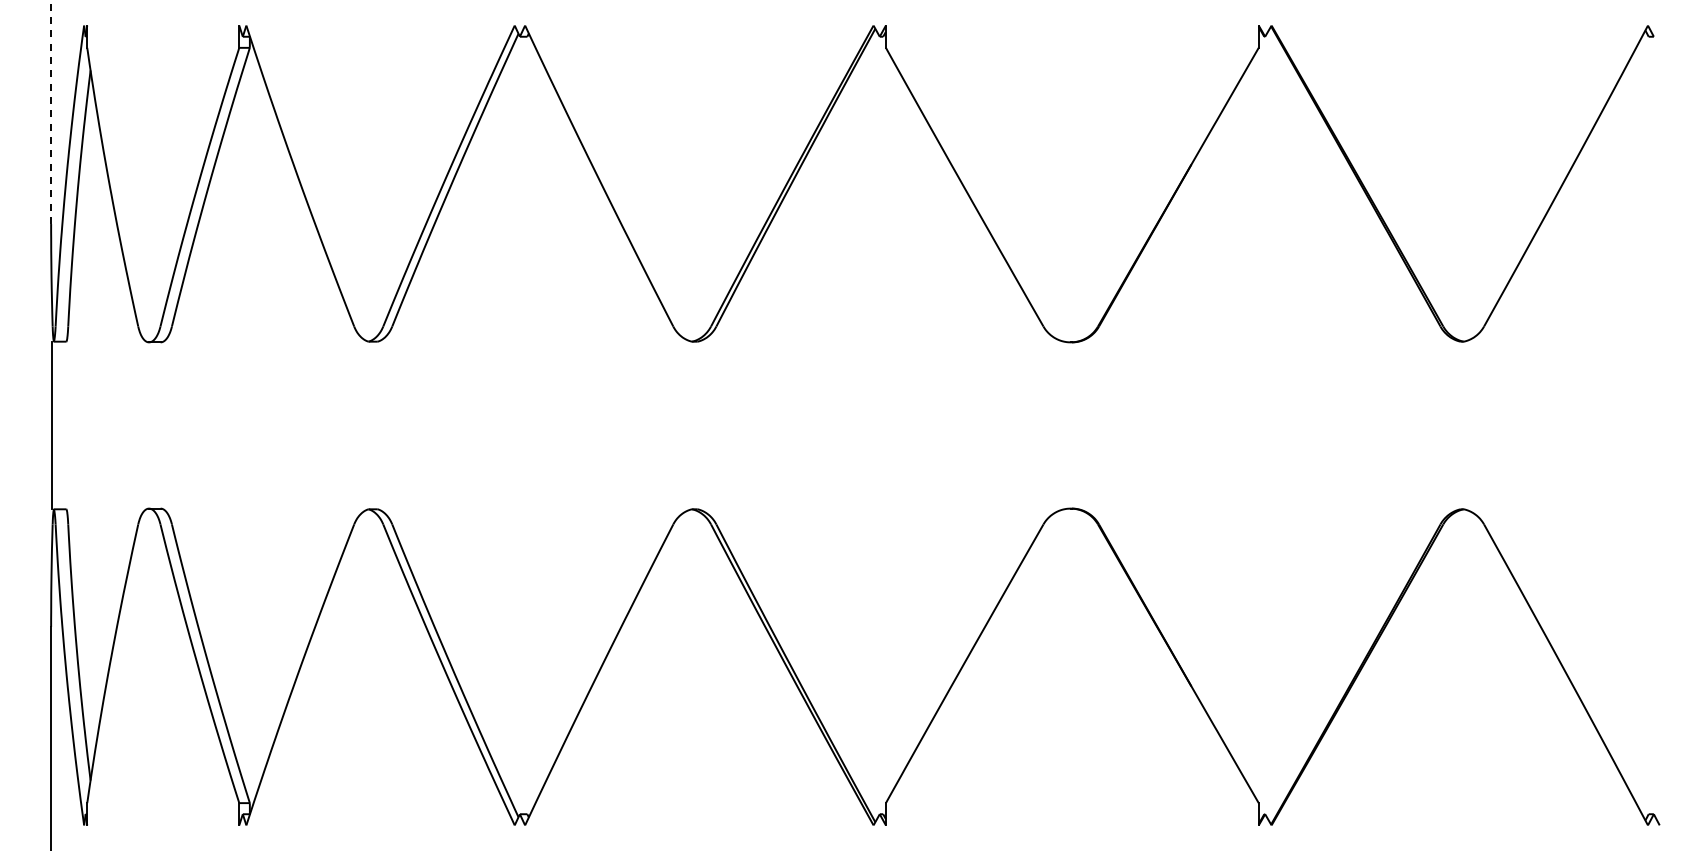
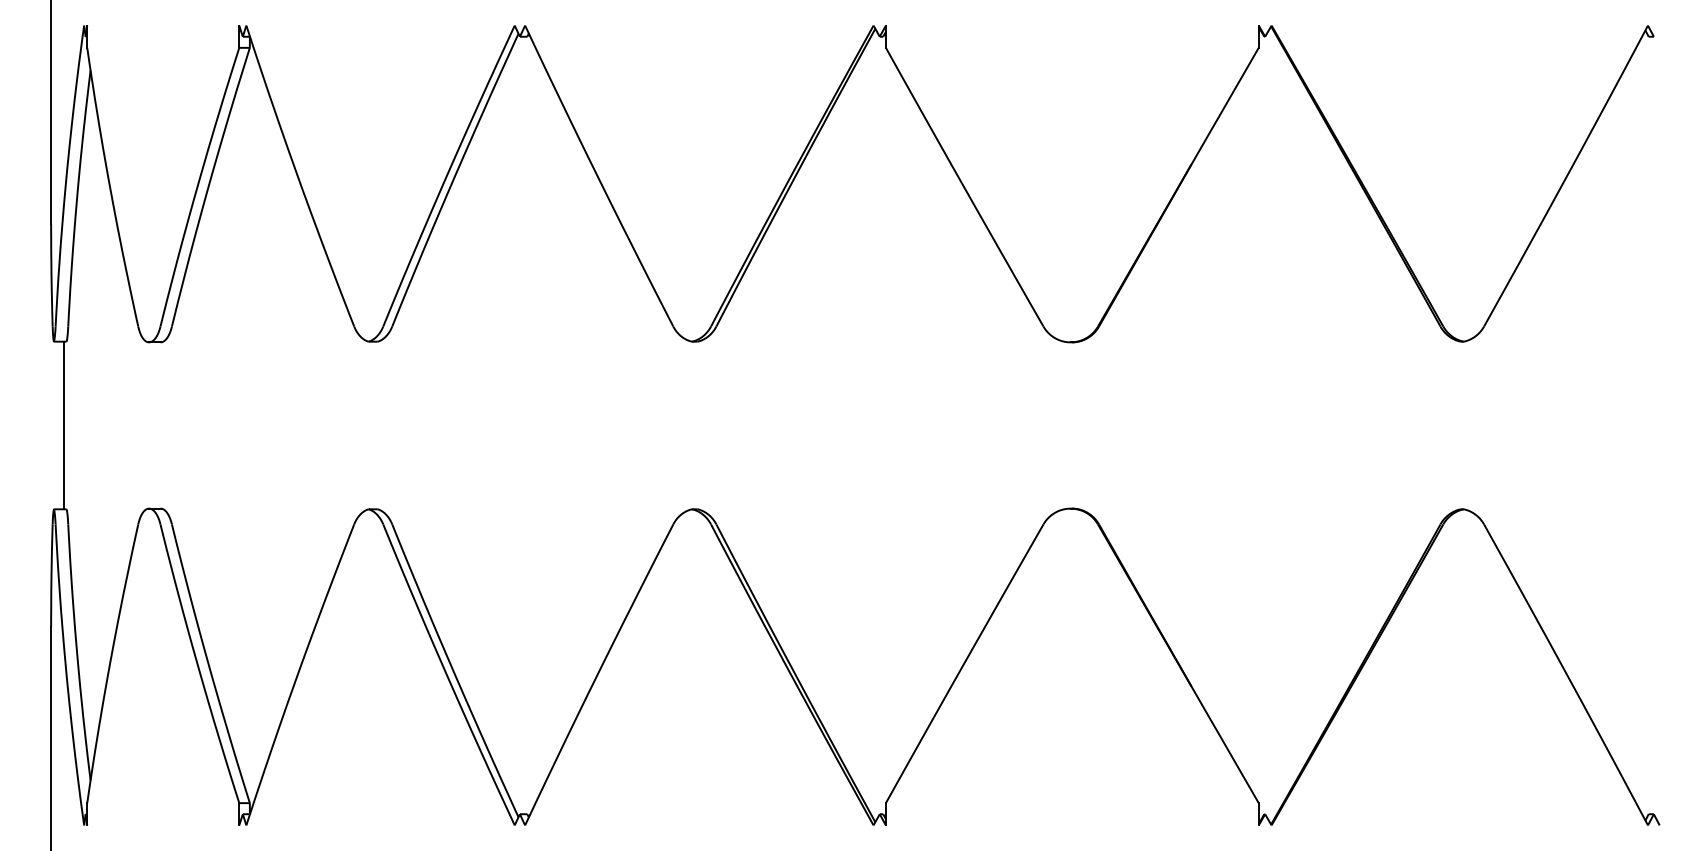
line: dashed -> solid (51, 112)
line position: (51, 425) -> (63, 425) (63, 425)
